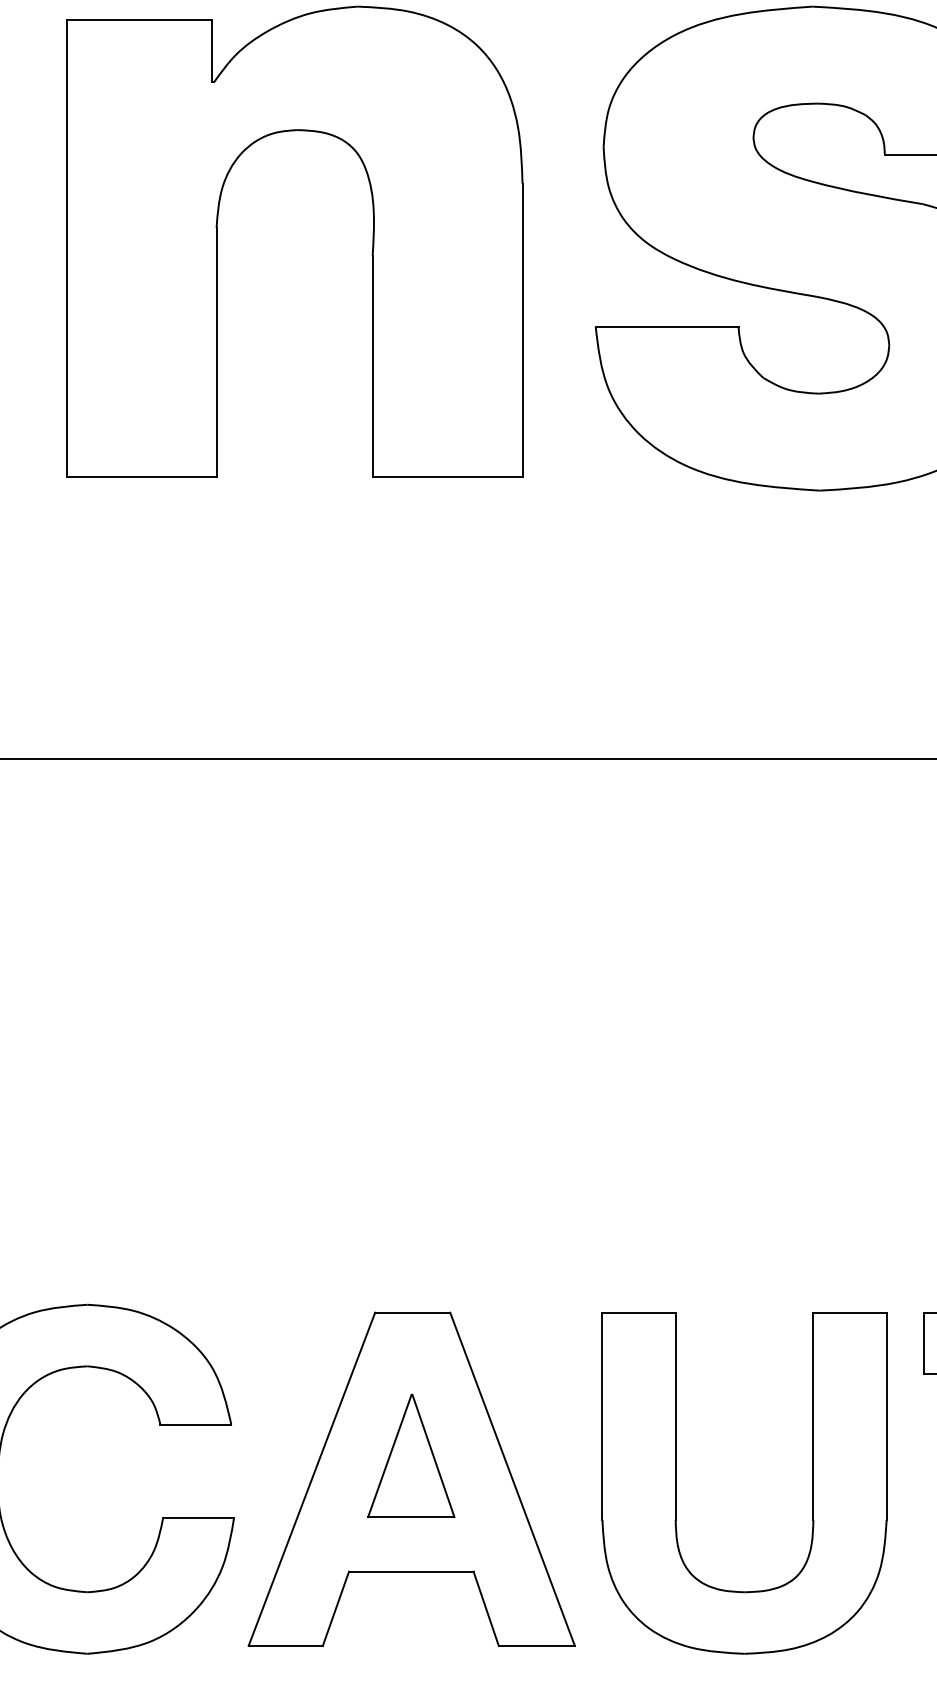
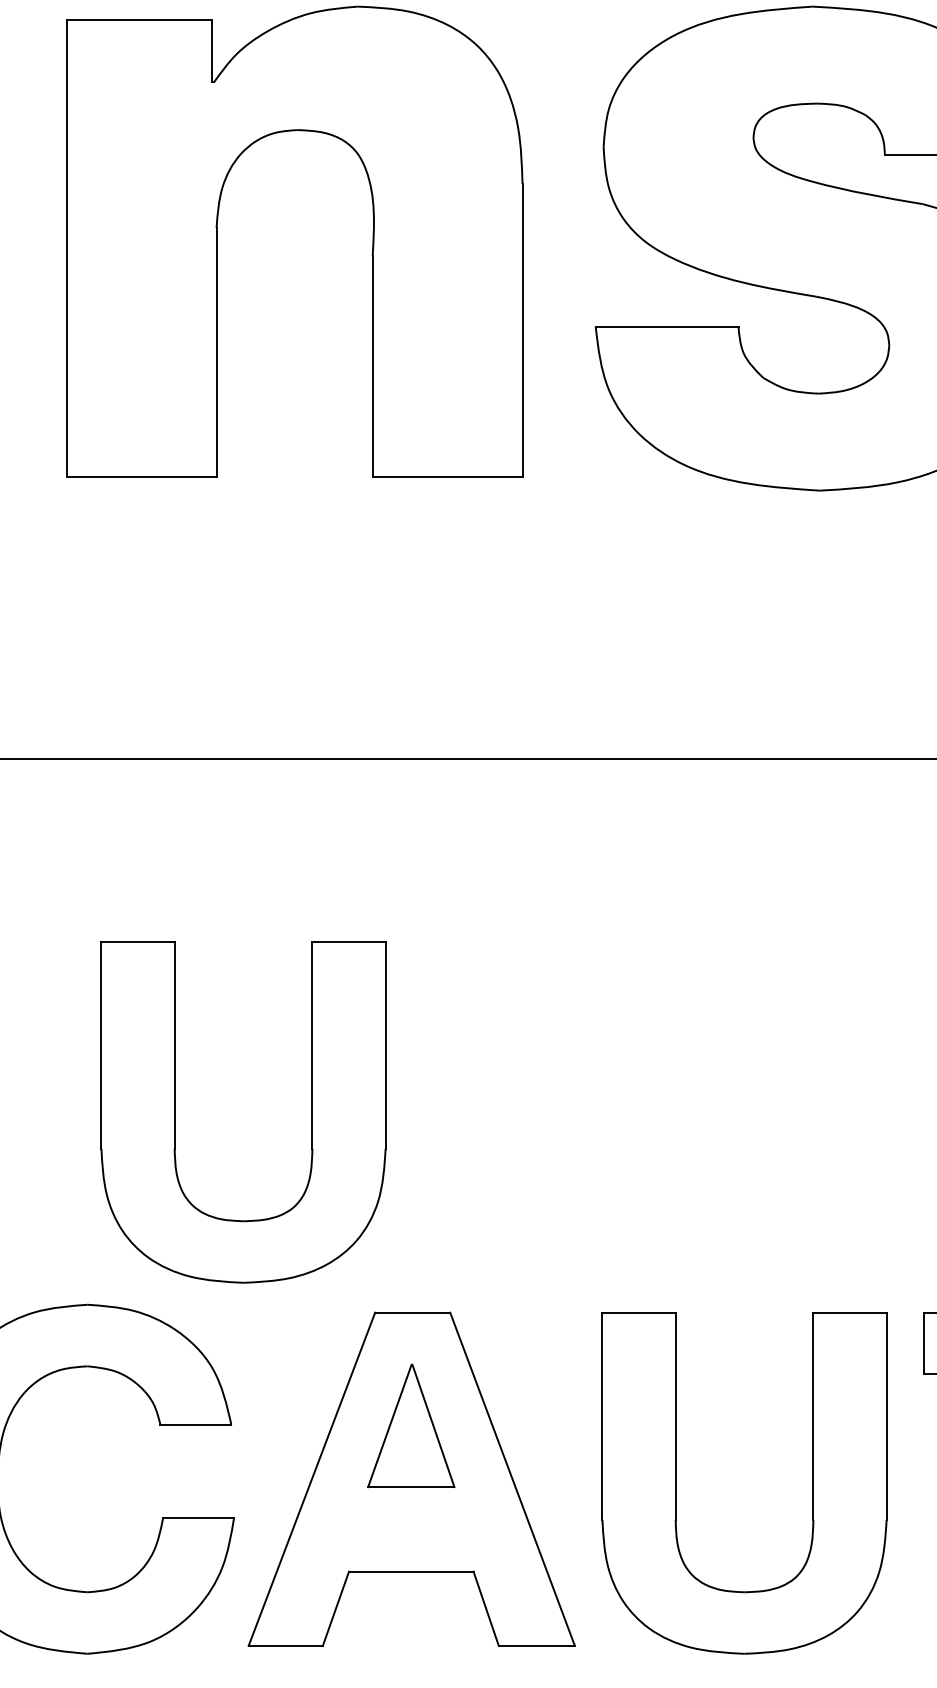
part: none -> present (175, 1112)
part position: (411, 1455) -> (411, 1425) (411, 1425)
